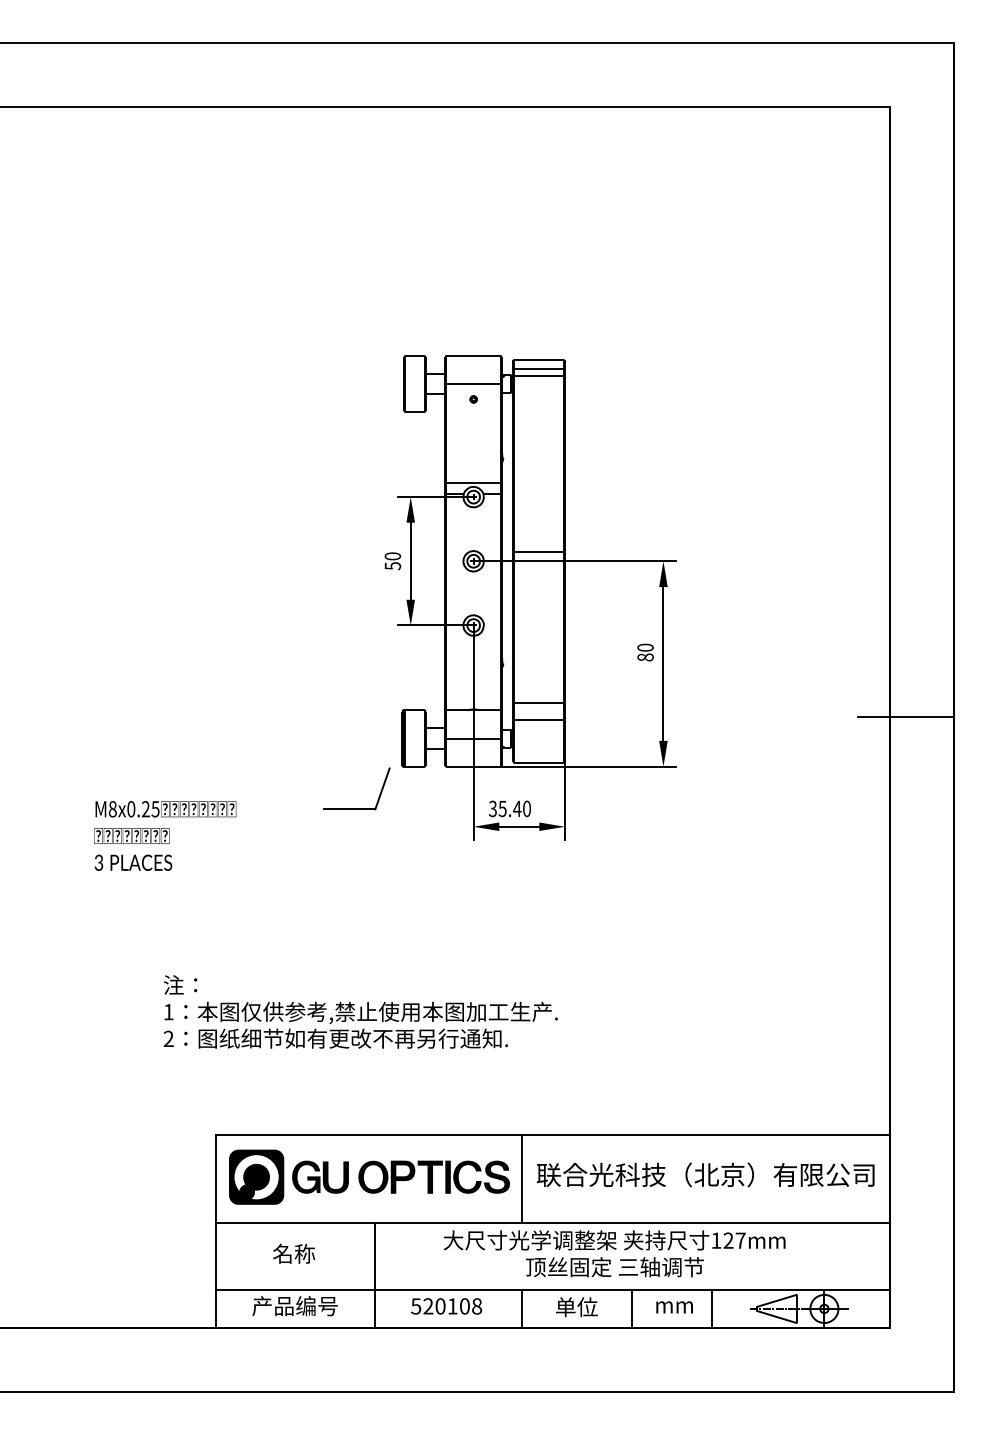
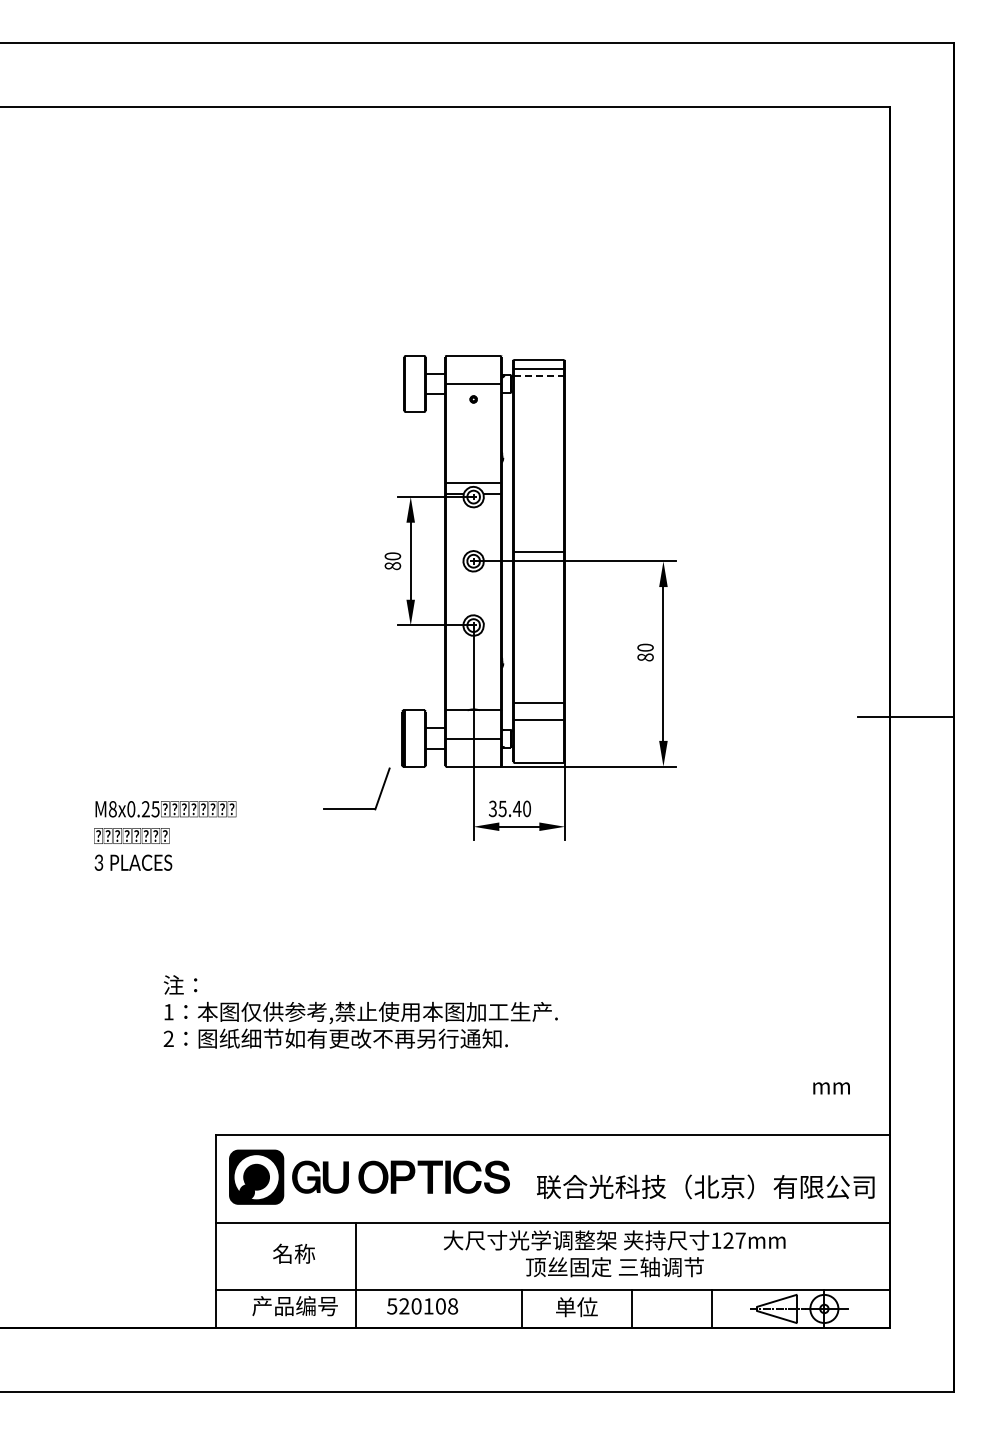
line: solid -> dashed (539, 376)
text: 50 -> 80 (392, 566)
text position: (705, 1174) -> (705, 1186) (705, 1186)
line: present -> none (521, 1178)
line position: (374, 1274) -> (355, 1274) (355, 1274)
text position: (446, 1306) -> (422, 1306) (422, 1306)
text position: (674, 1307) -> (831, 1088) (831, 1088)
